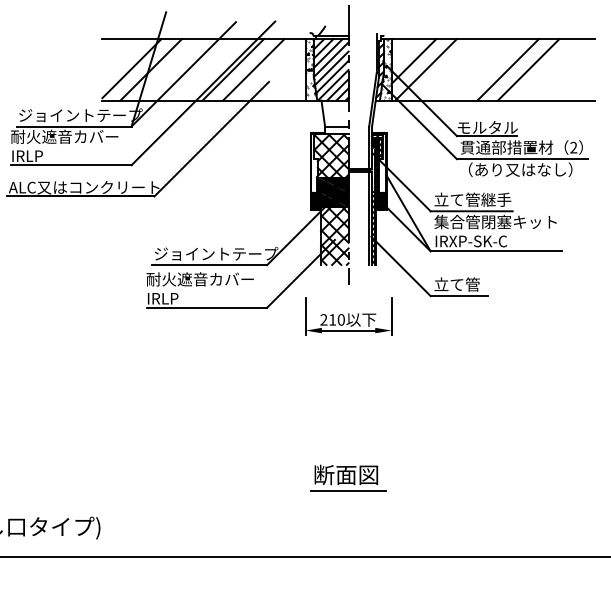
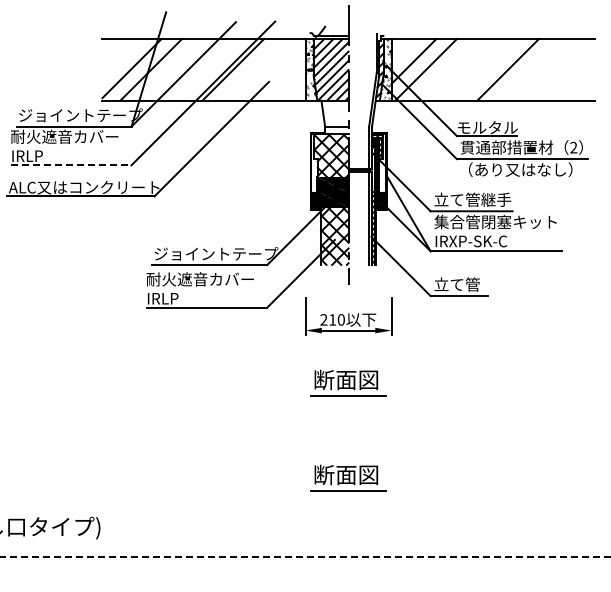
line: present -> none (253, 69)
line: present -> none (528, 69)
line: solid -> dashed (71, 165)
part: none -> present (348, 382)
line: solid -> dashed (305, 556)
